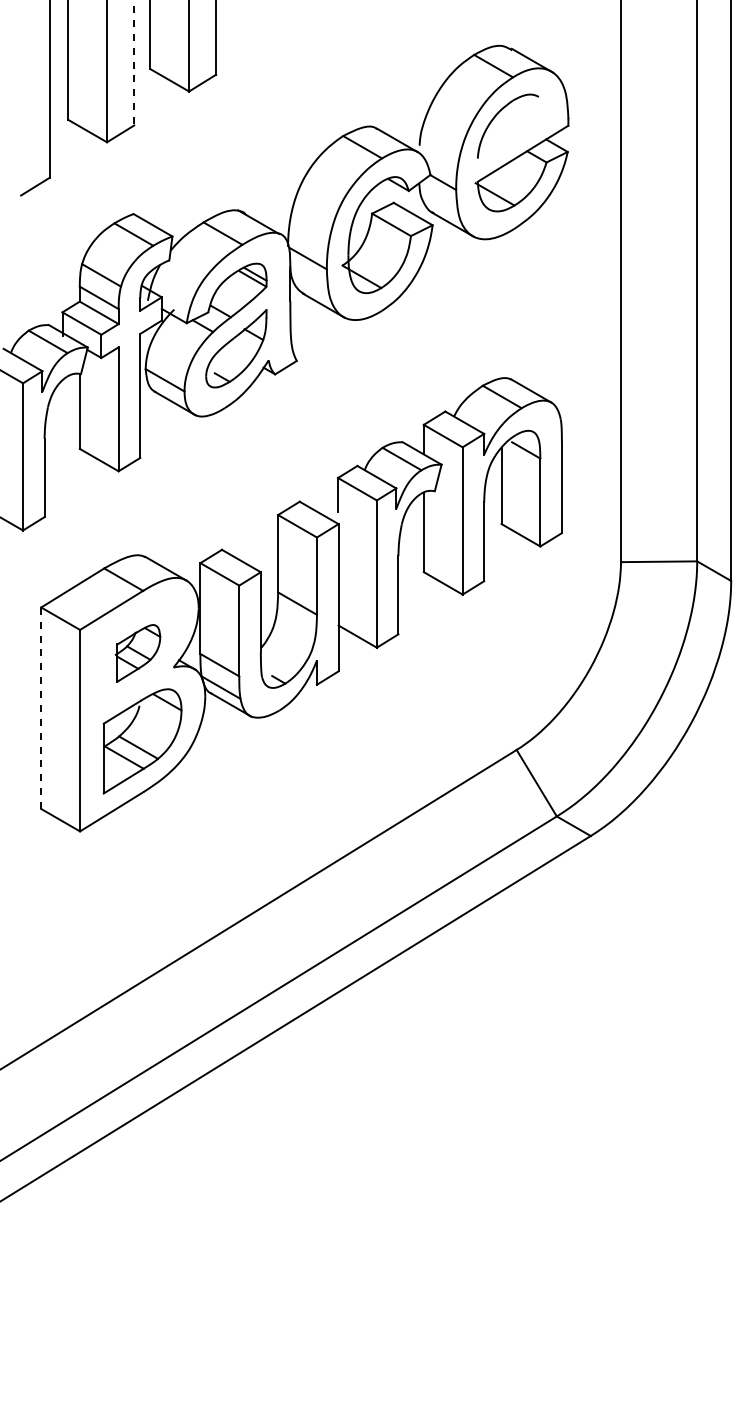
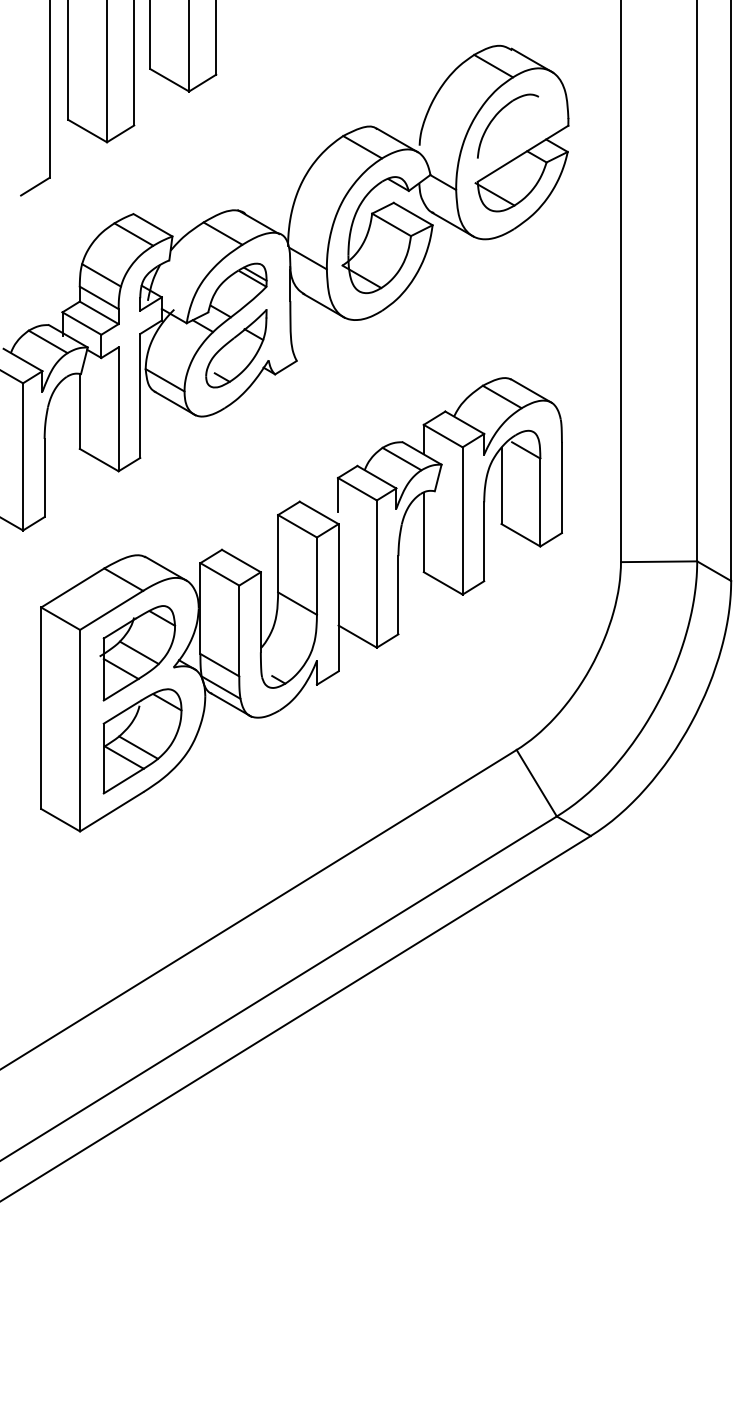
line: dashed -> solid (134, 63)
part size: 48x59 px -> 78x97 px (137, 653)
line: dashed -> solid (41, 708)
